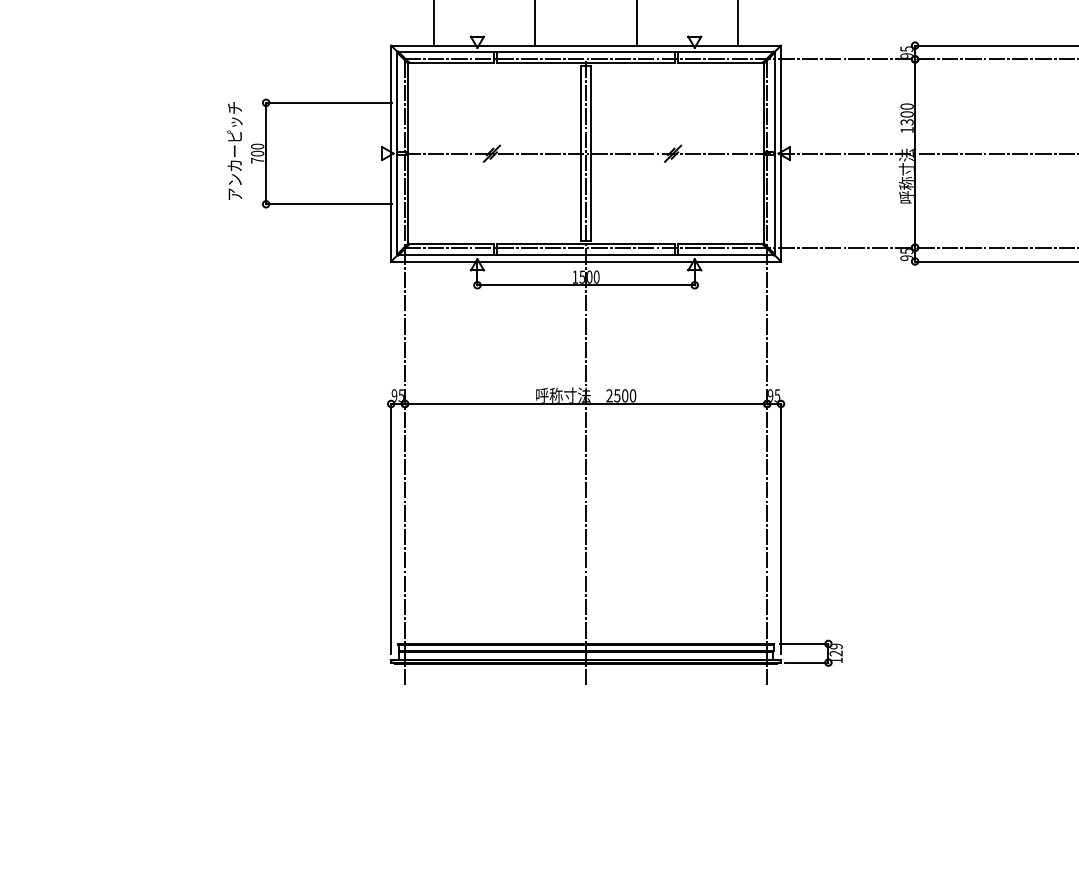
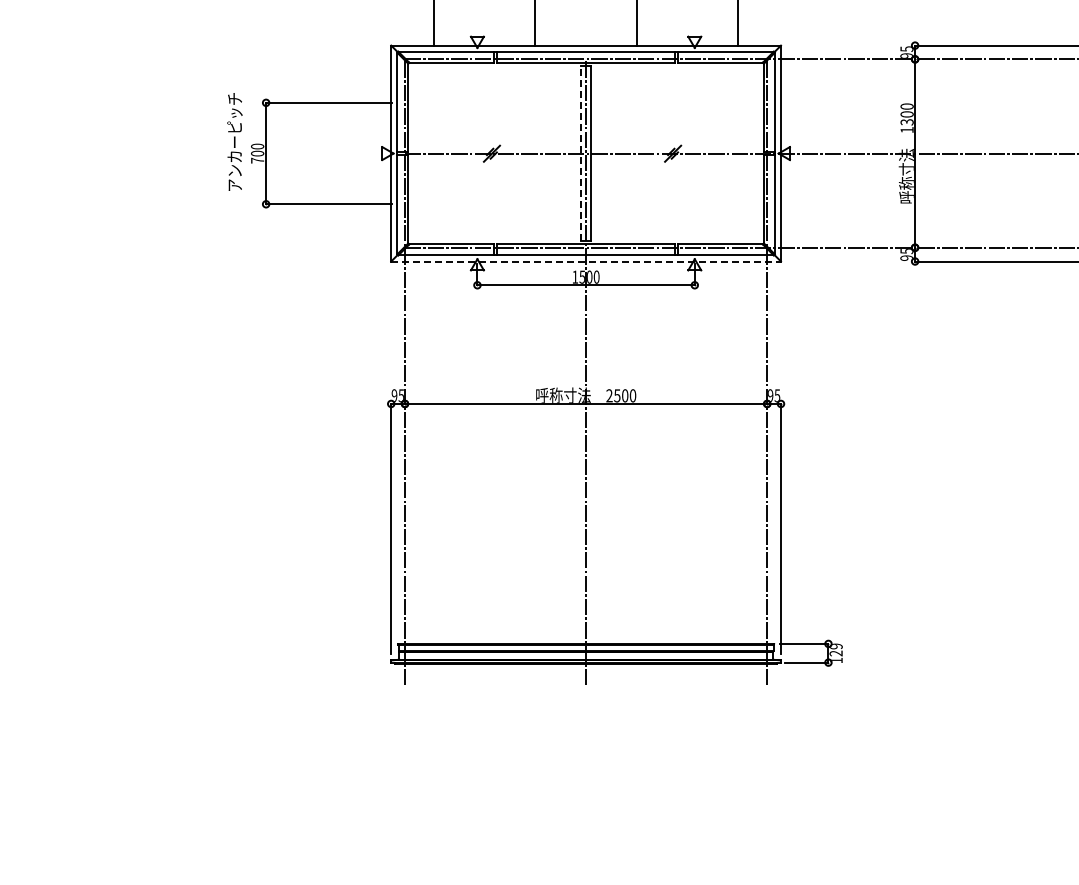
text position: (234, 150) -> (234, 141) (234, 141)
line: solid -> dashed (581, 153)
line: solid -> dashed (586, 261)
